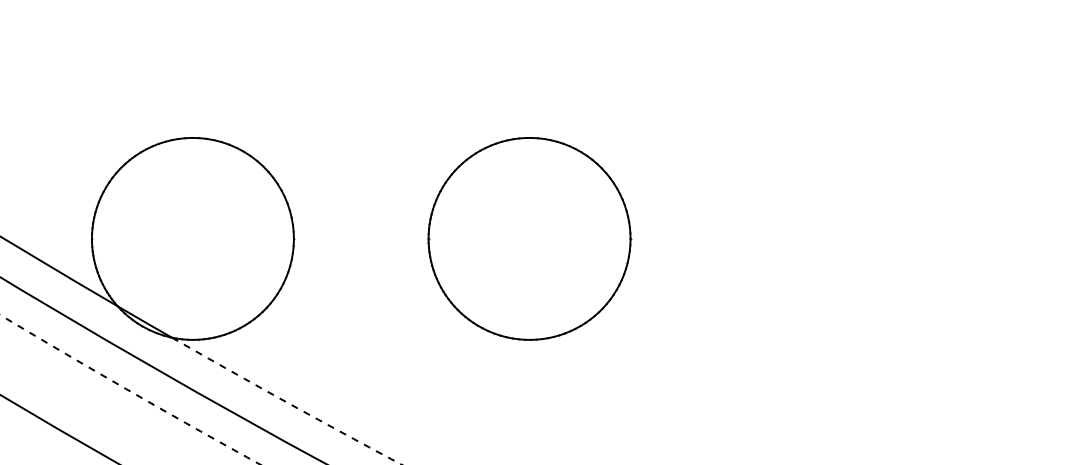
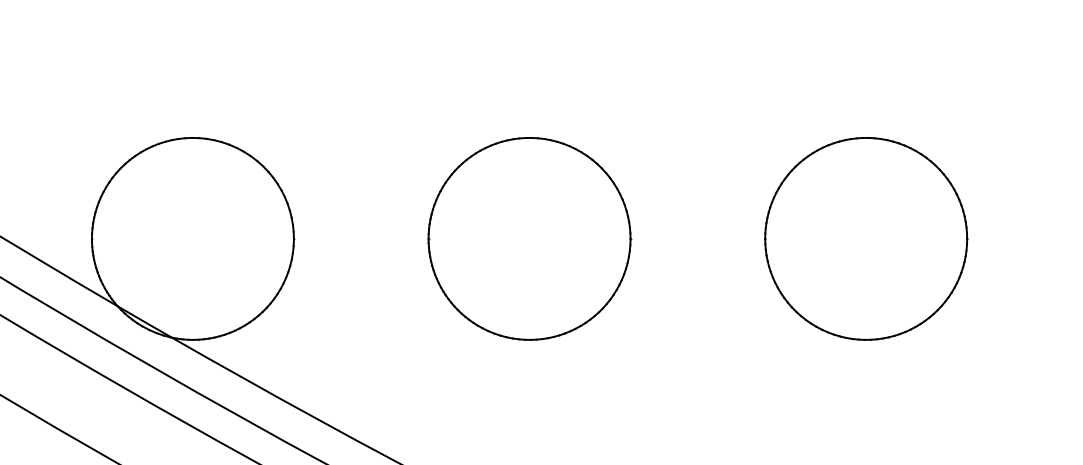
part: none -> present (866, 238)
arc: dashed -> solid (129, 391)
arc: dashed -> solid (287, 402)
